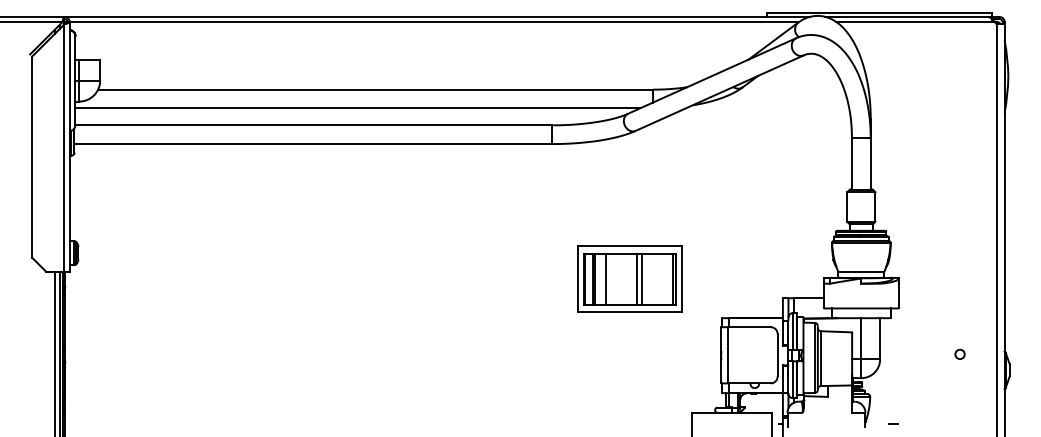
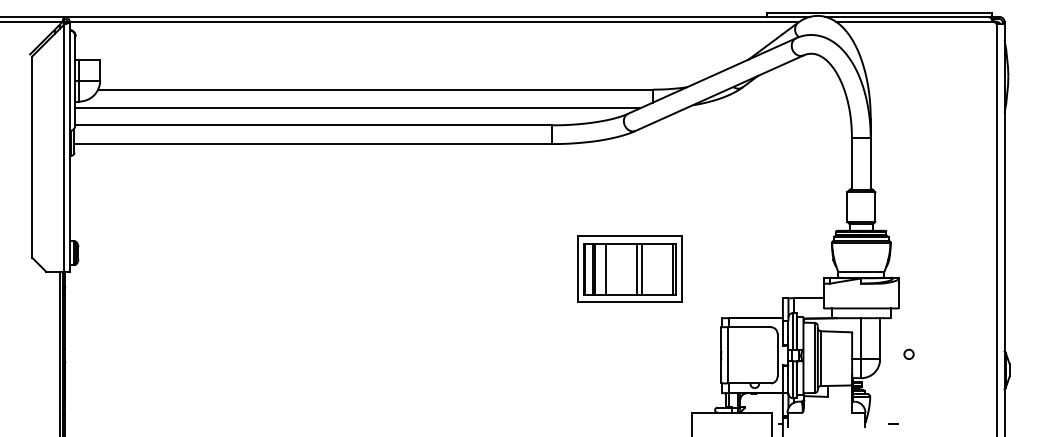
part position: (629, 278) -> (629, 268) (629, 268)
line: present -> none (54, 352)
circle position: (959, 353) -> (908, 353) (908, 353)
